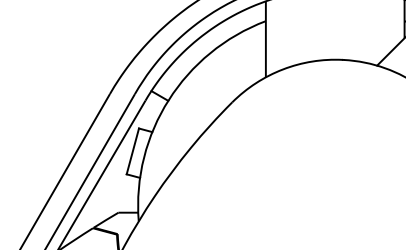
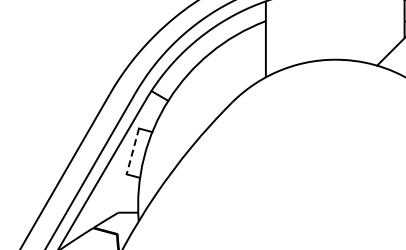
line: solid -> dashed (132, 151)
